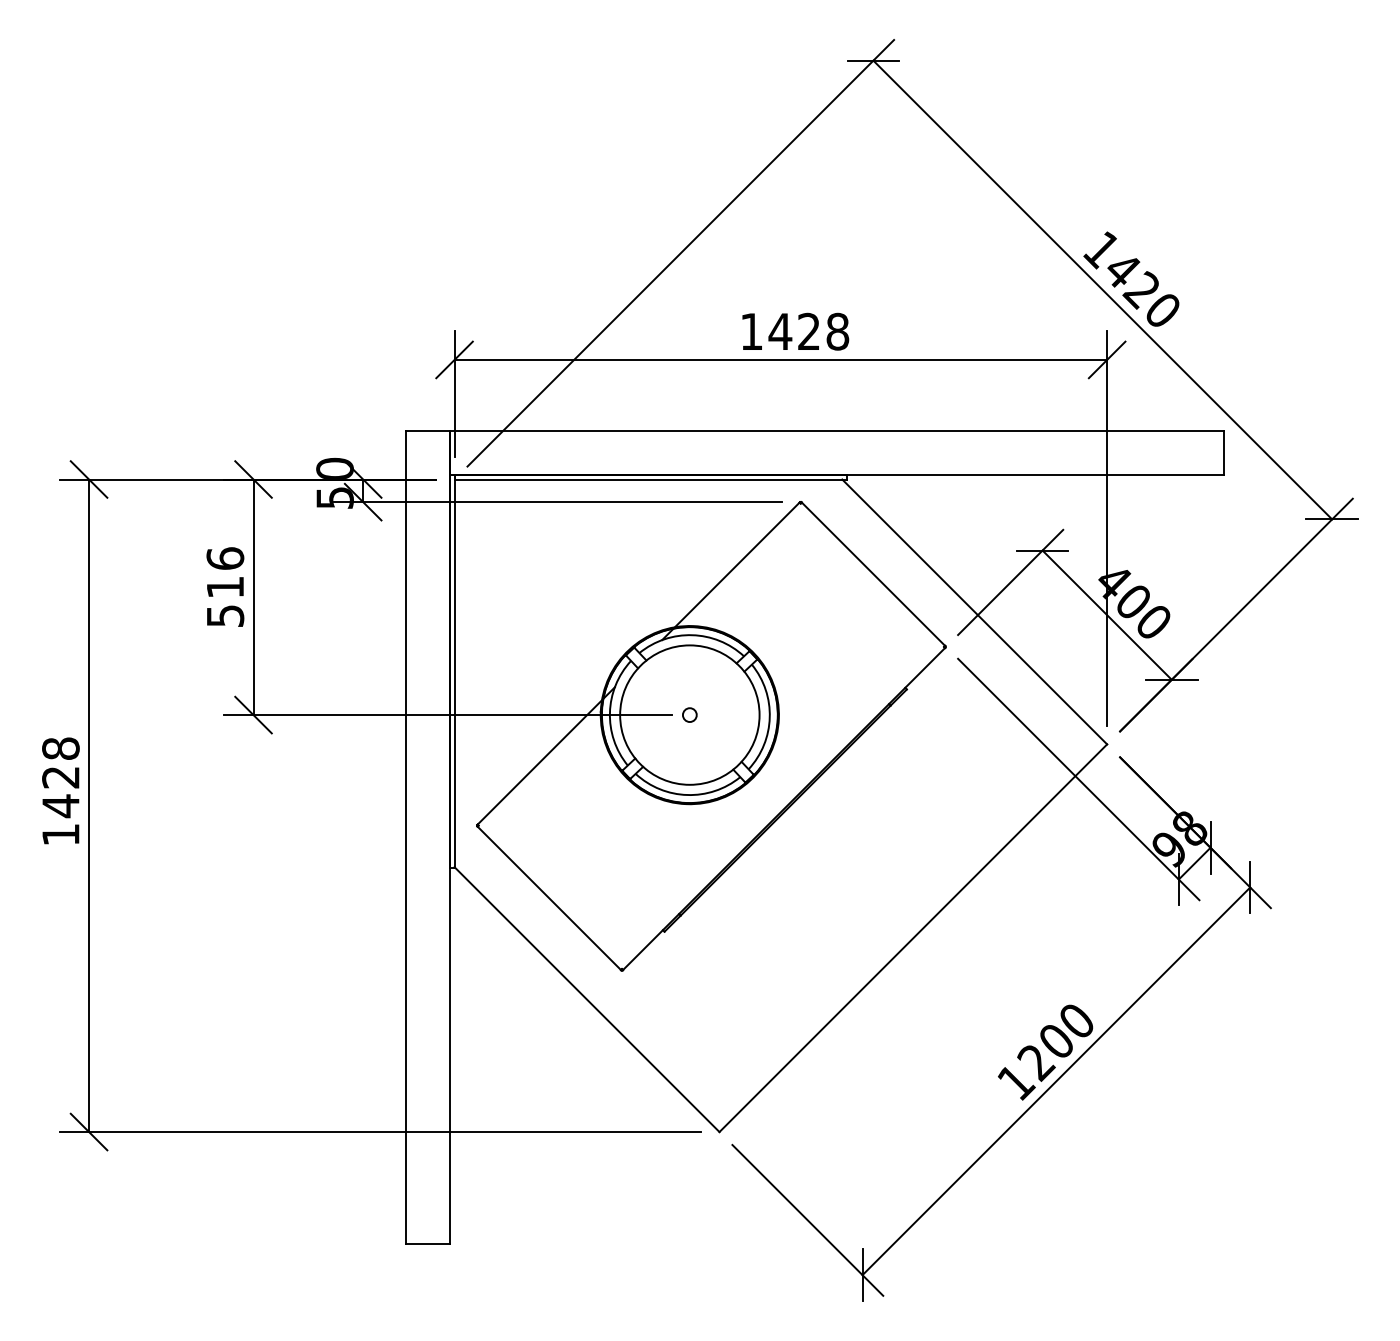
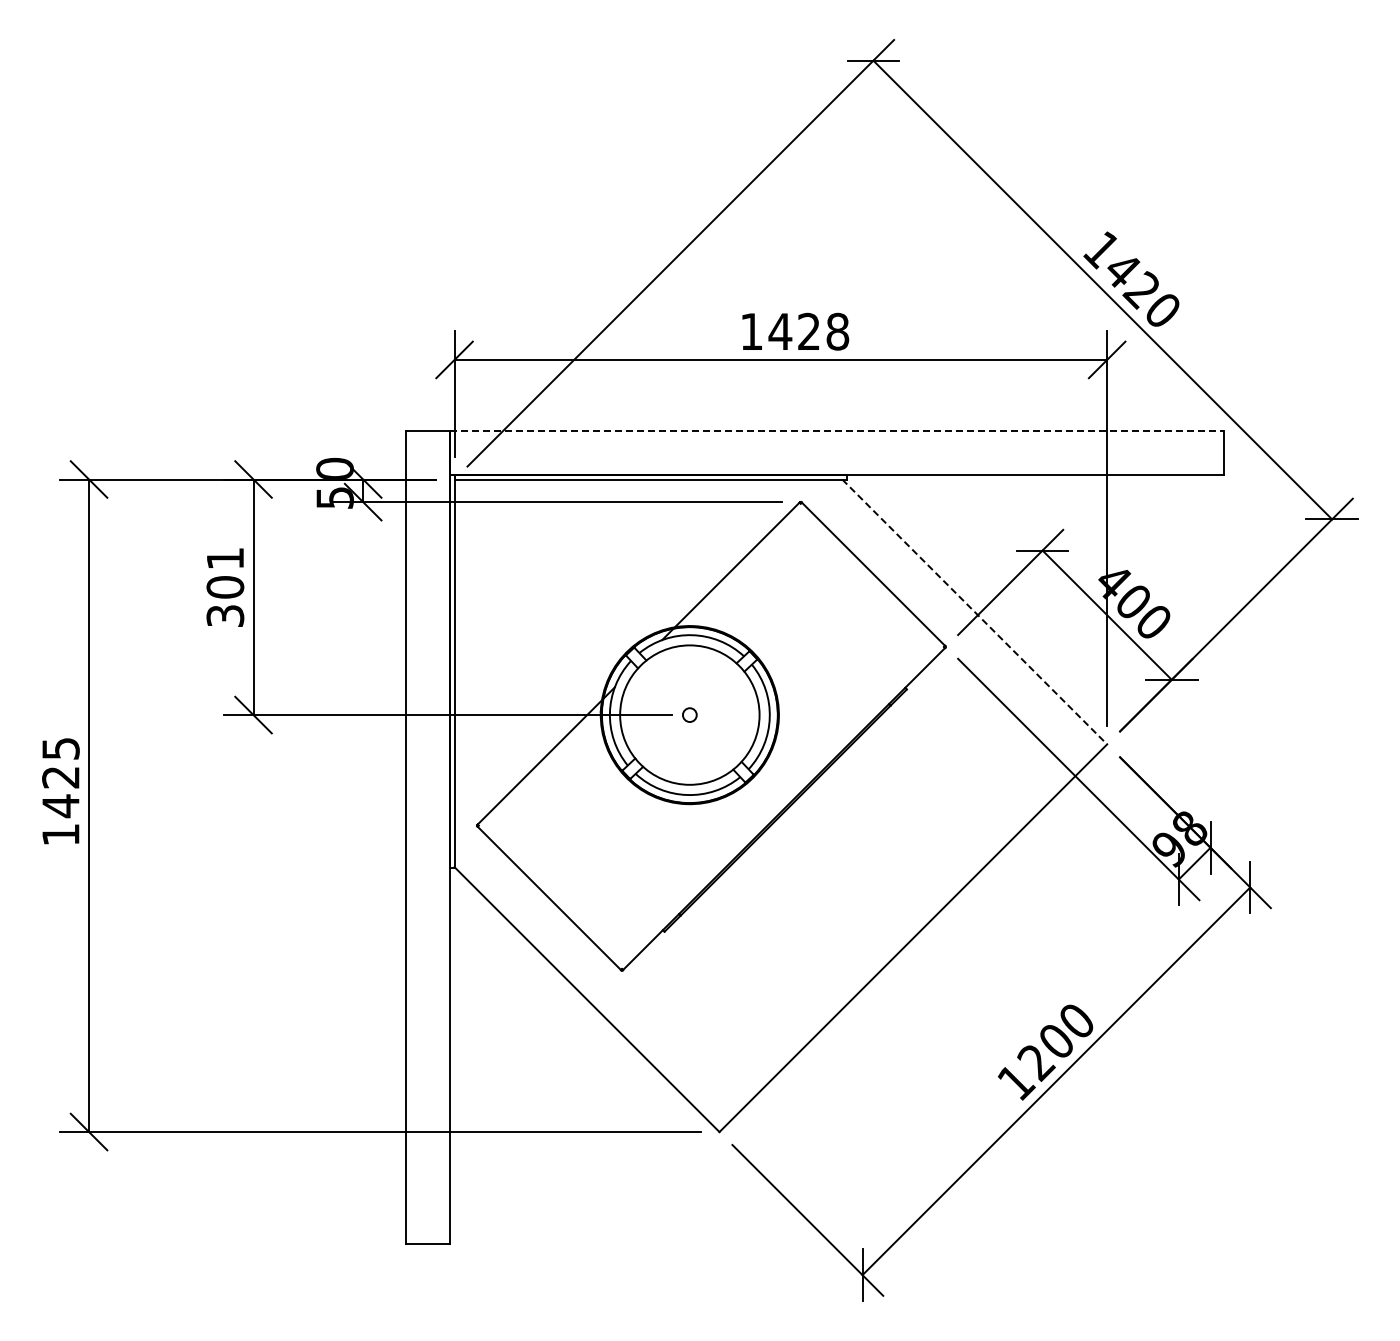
line: solid -> dashed (836, 430)
text: 516 -> 301 (225, 586)
line: solid -> dashed (975, 612)
text: 1428 -> 1425 (60, 748)
